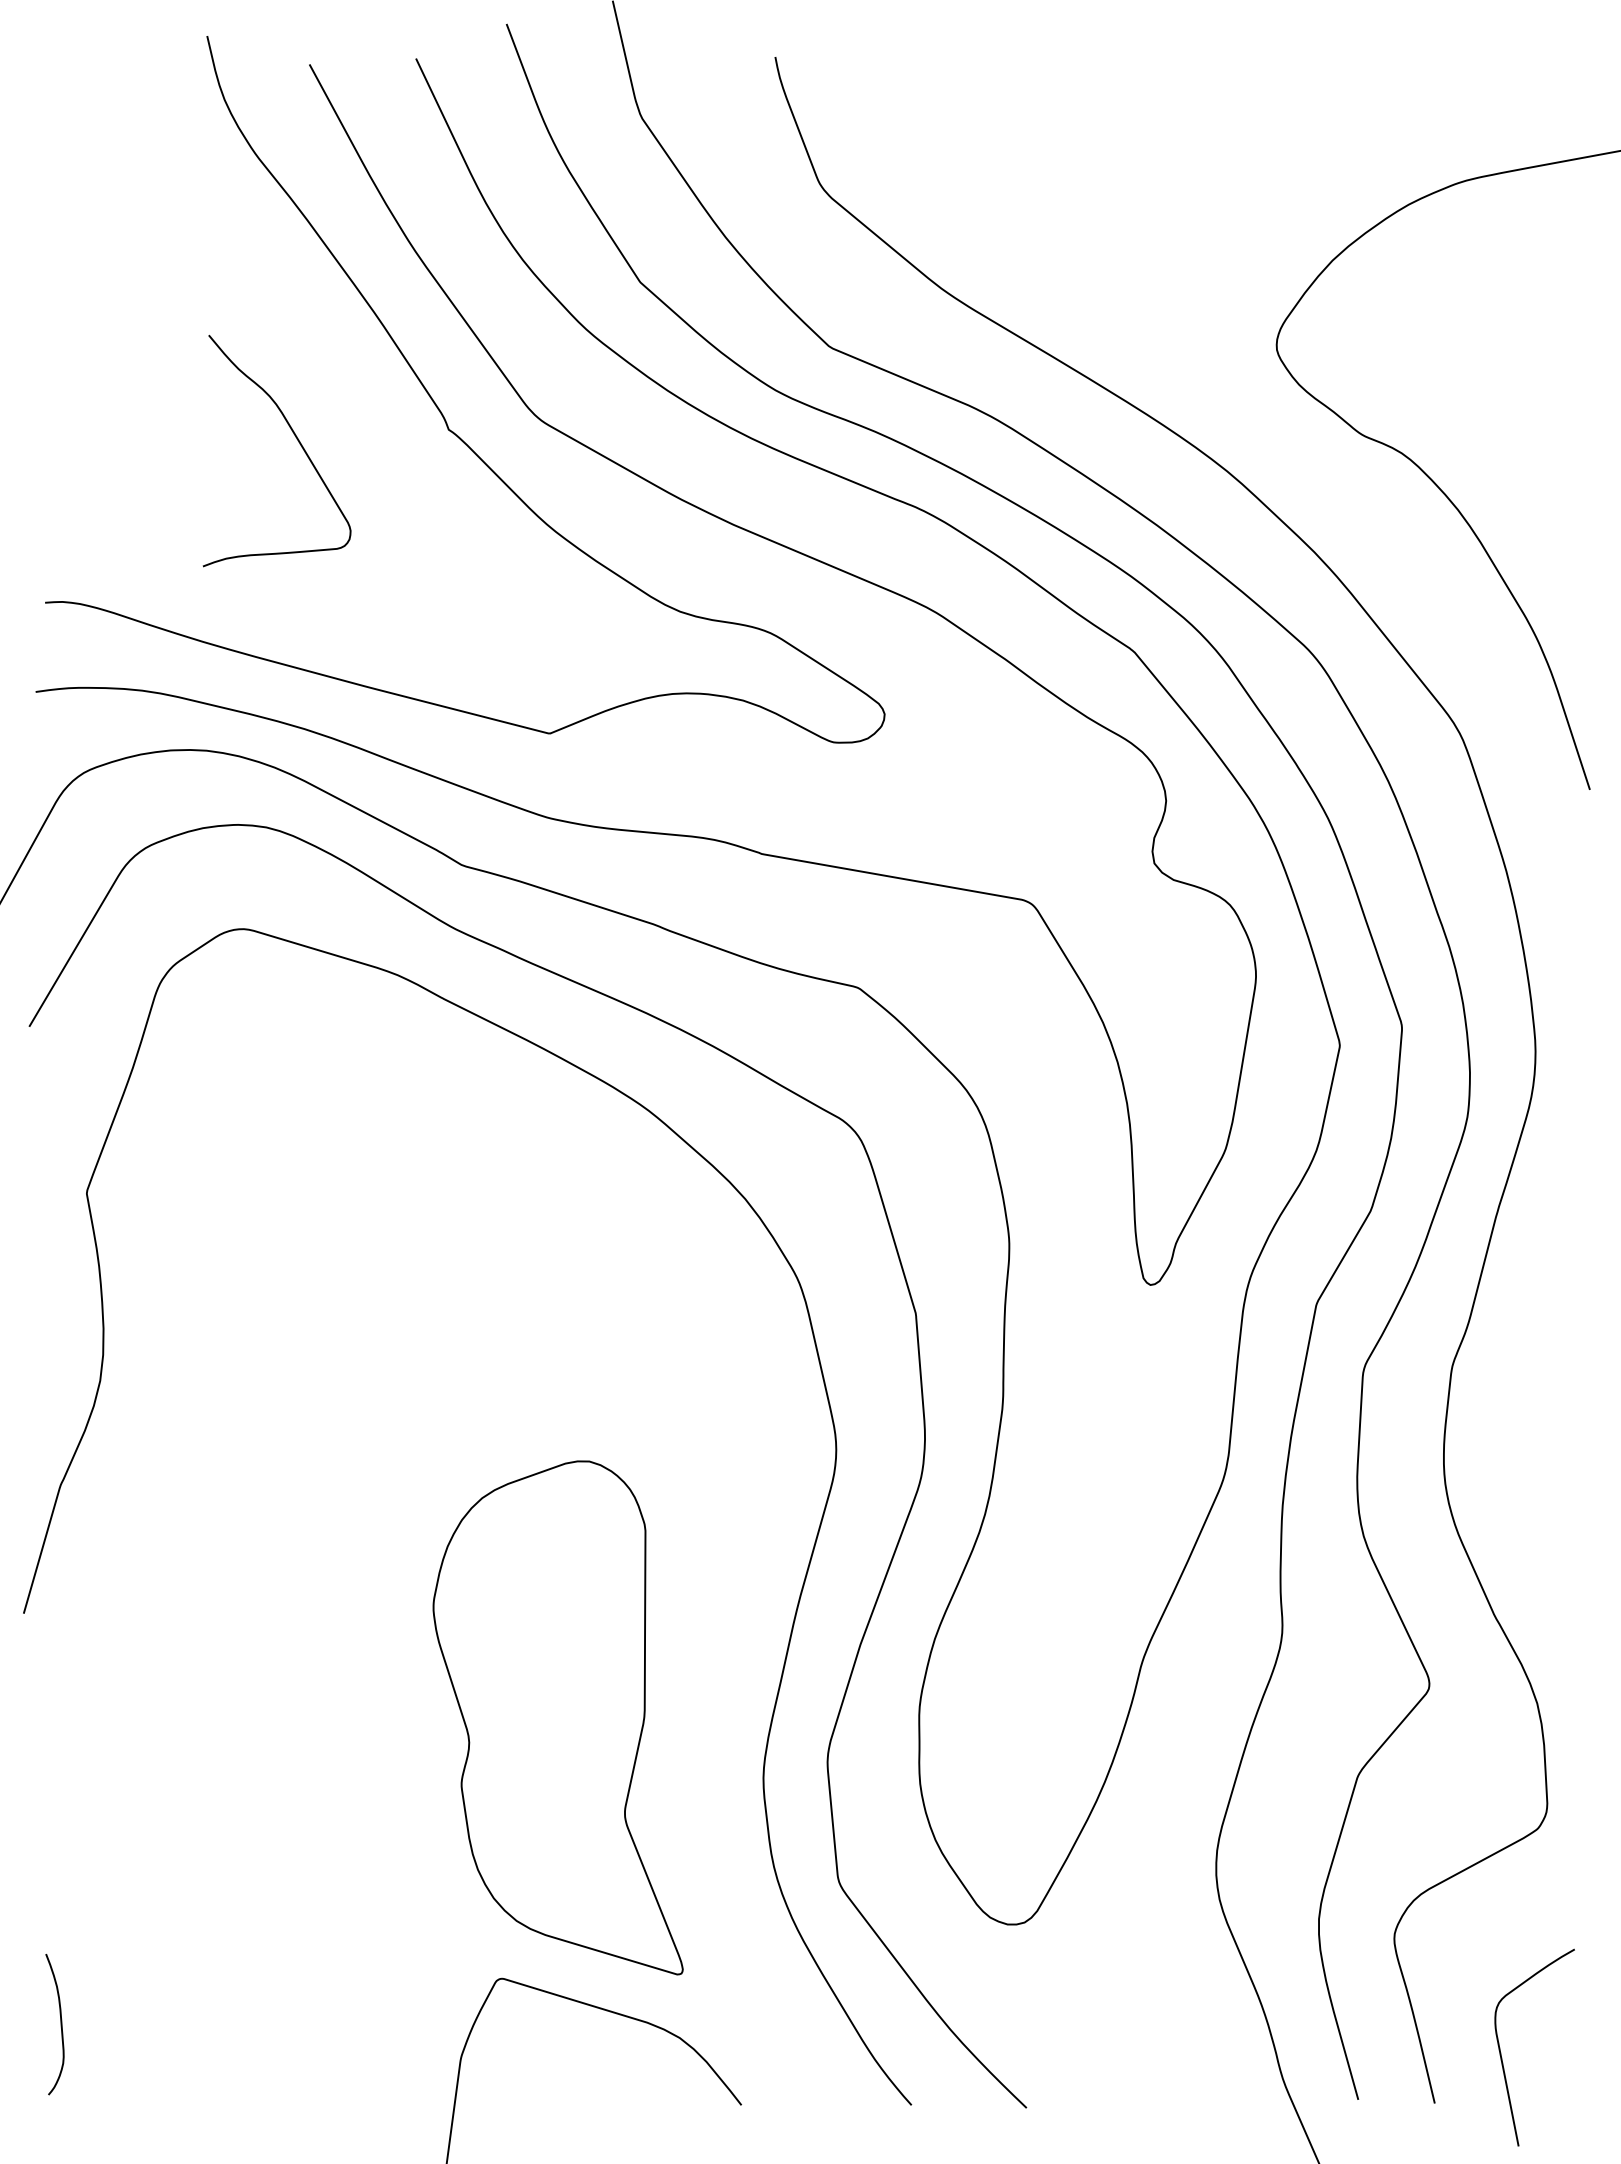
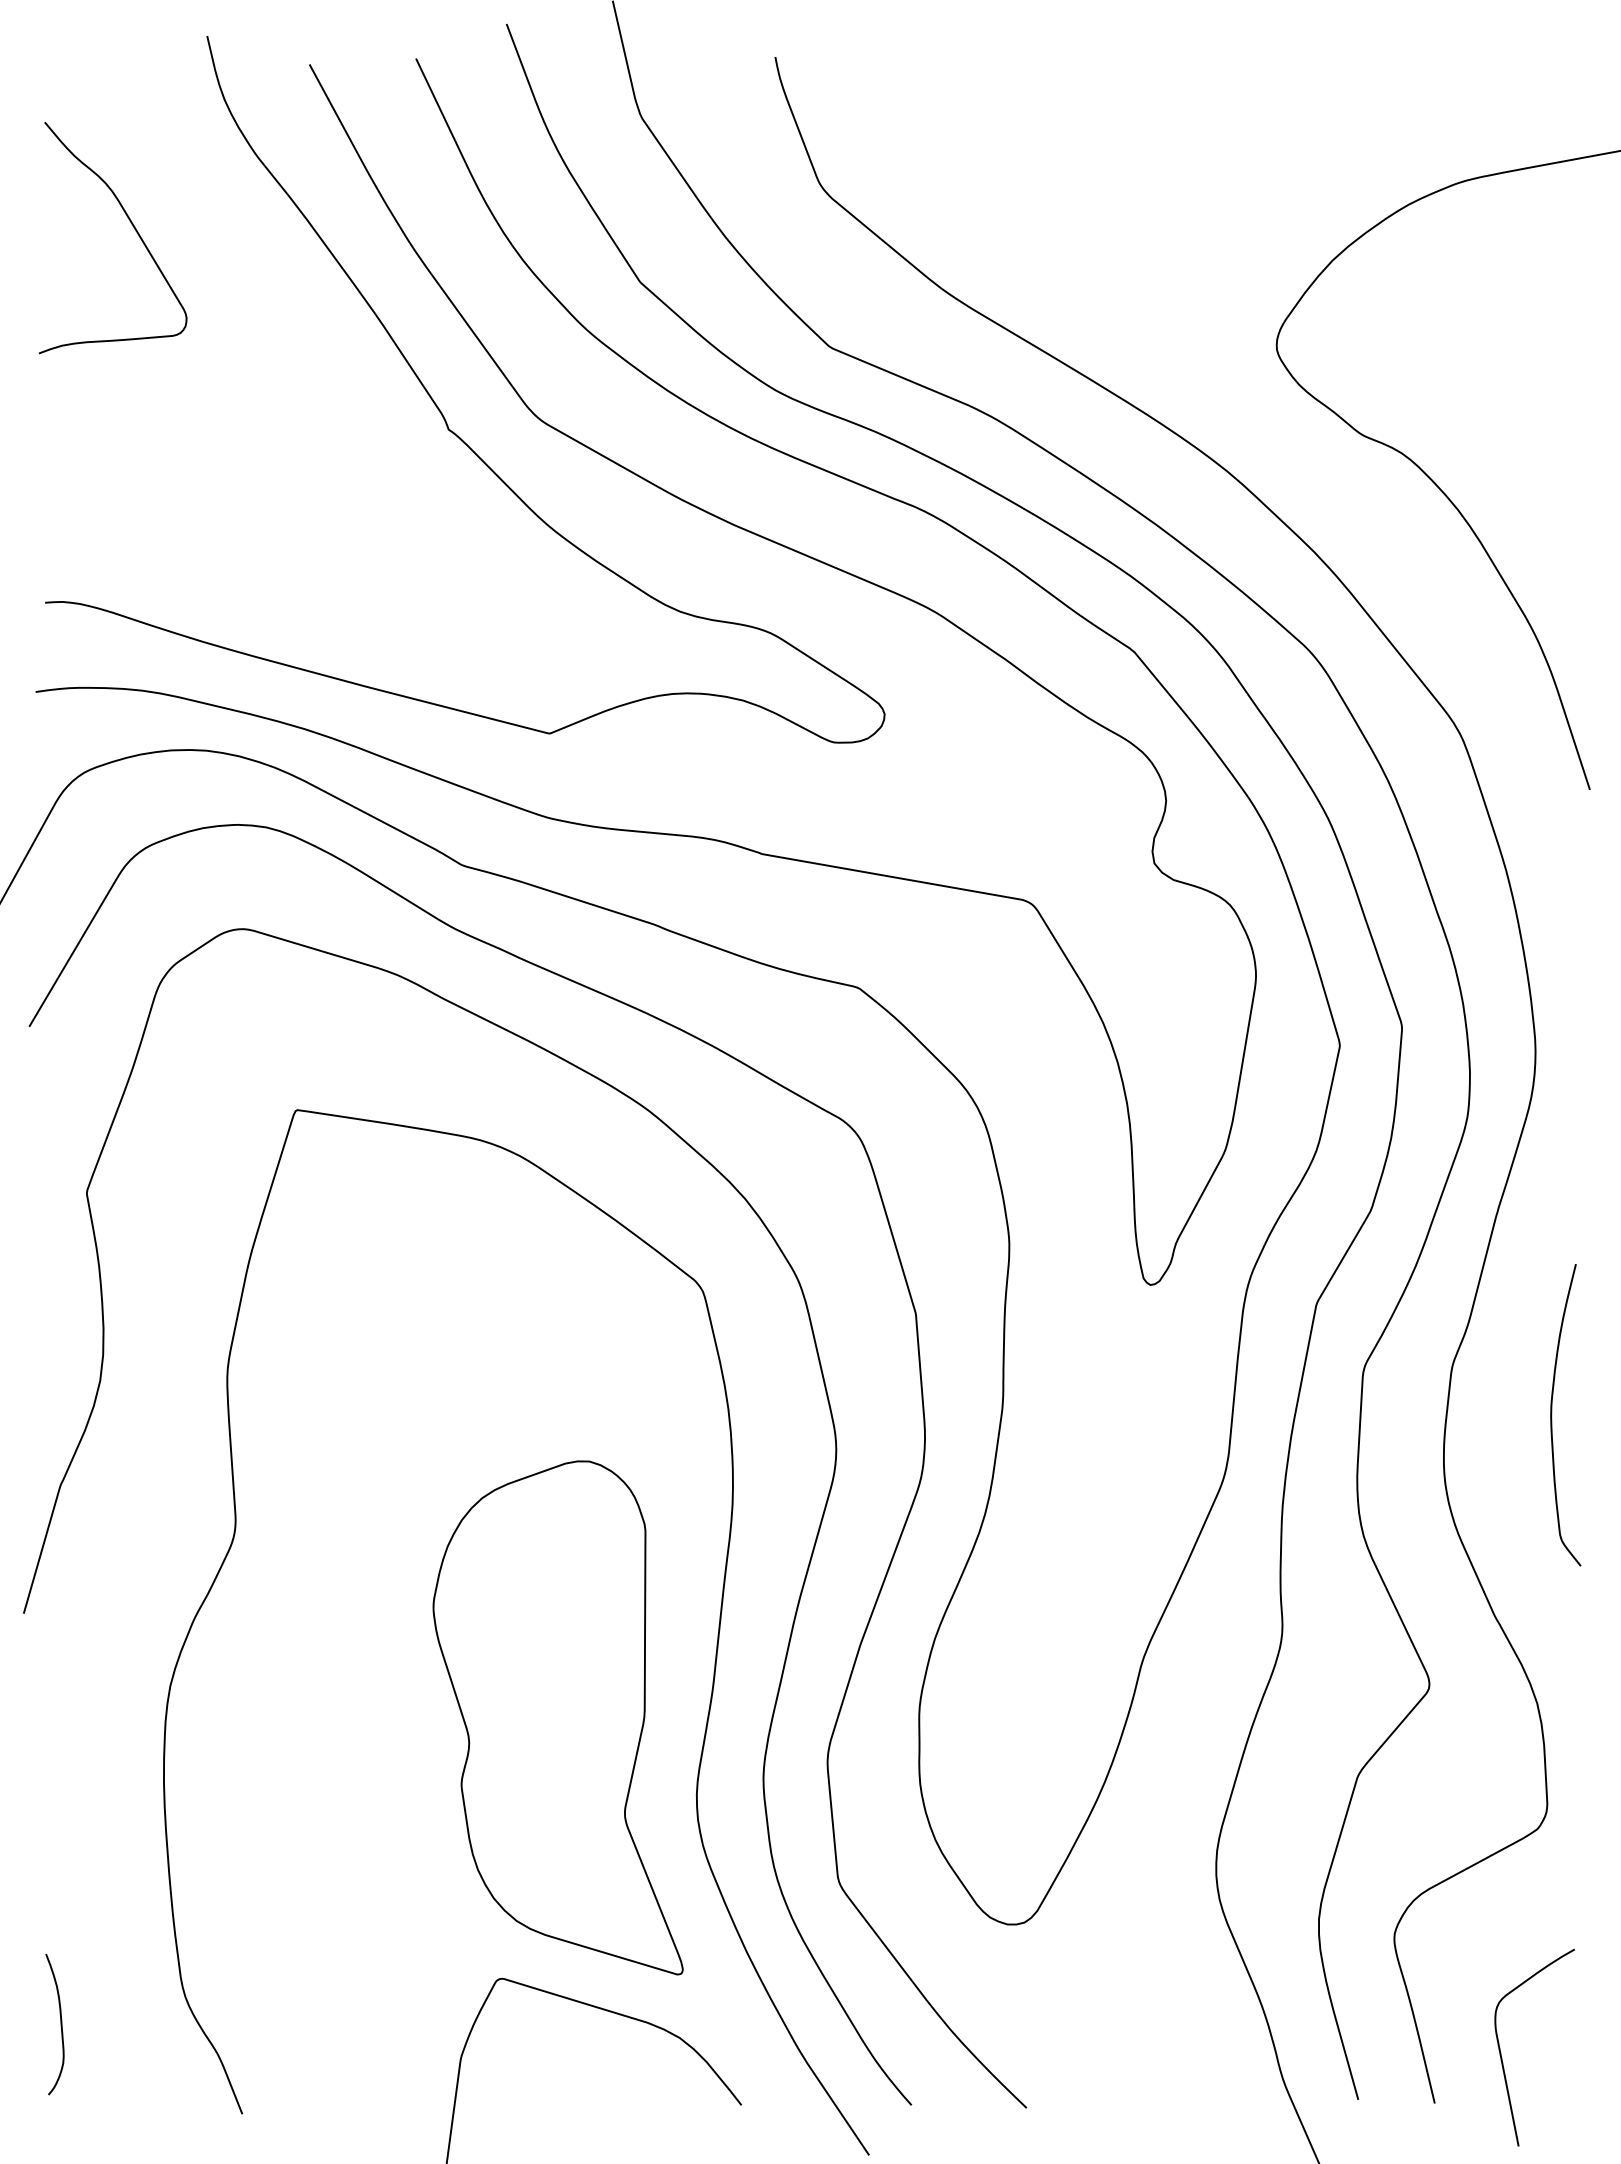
curve position: (296, 439) -> (132, 226) (132, 226)
curve: none -> present (1552, 1414)
curve: none -> present (715, 1653)
